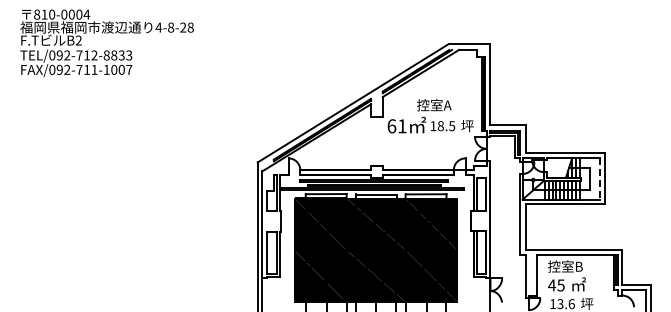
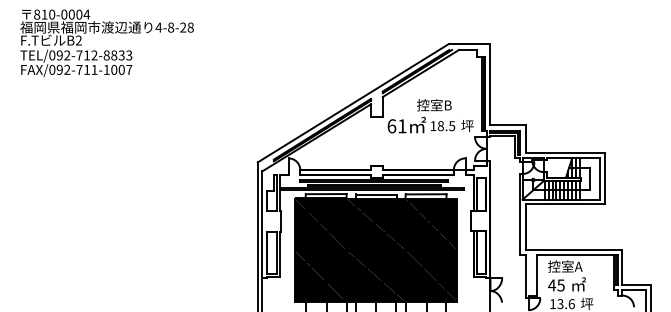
text: 控室A -> 控室B (447, 105)
line: dashed -> solid (599, 179)
text: 控室B -> 控室A (578, 266)
